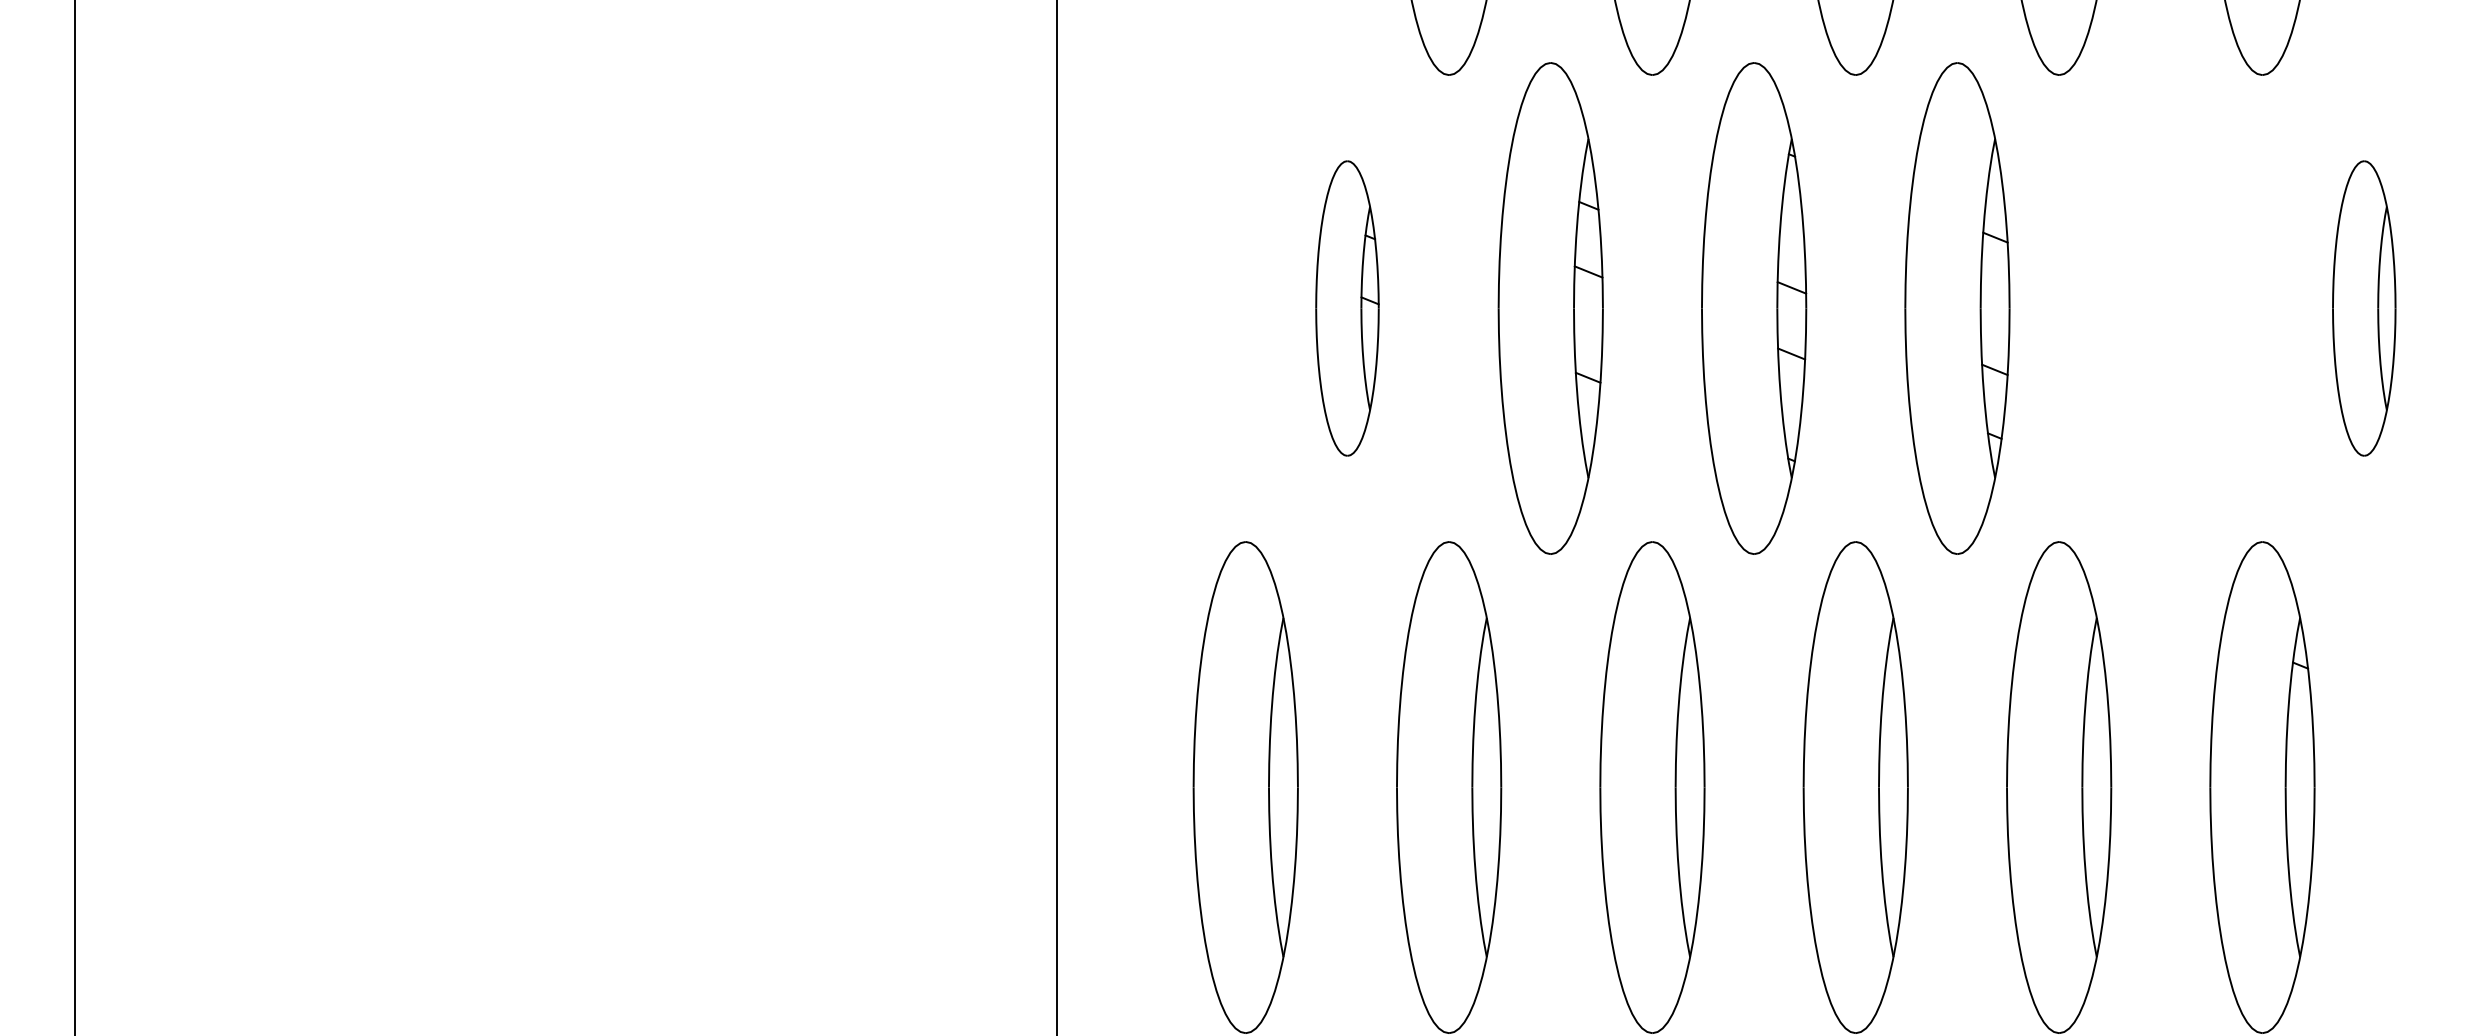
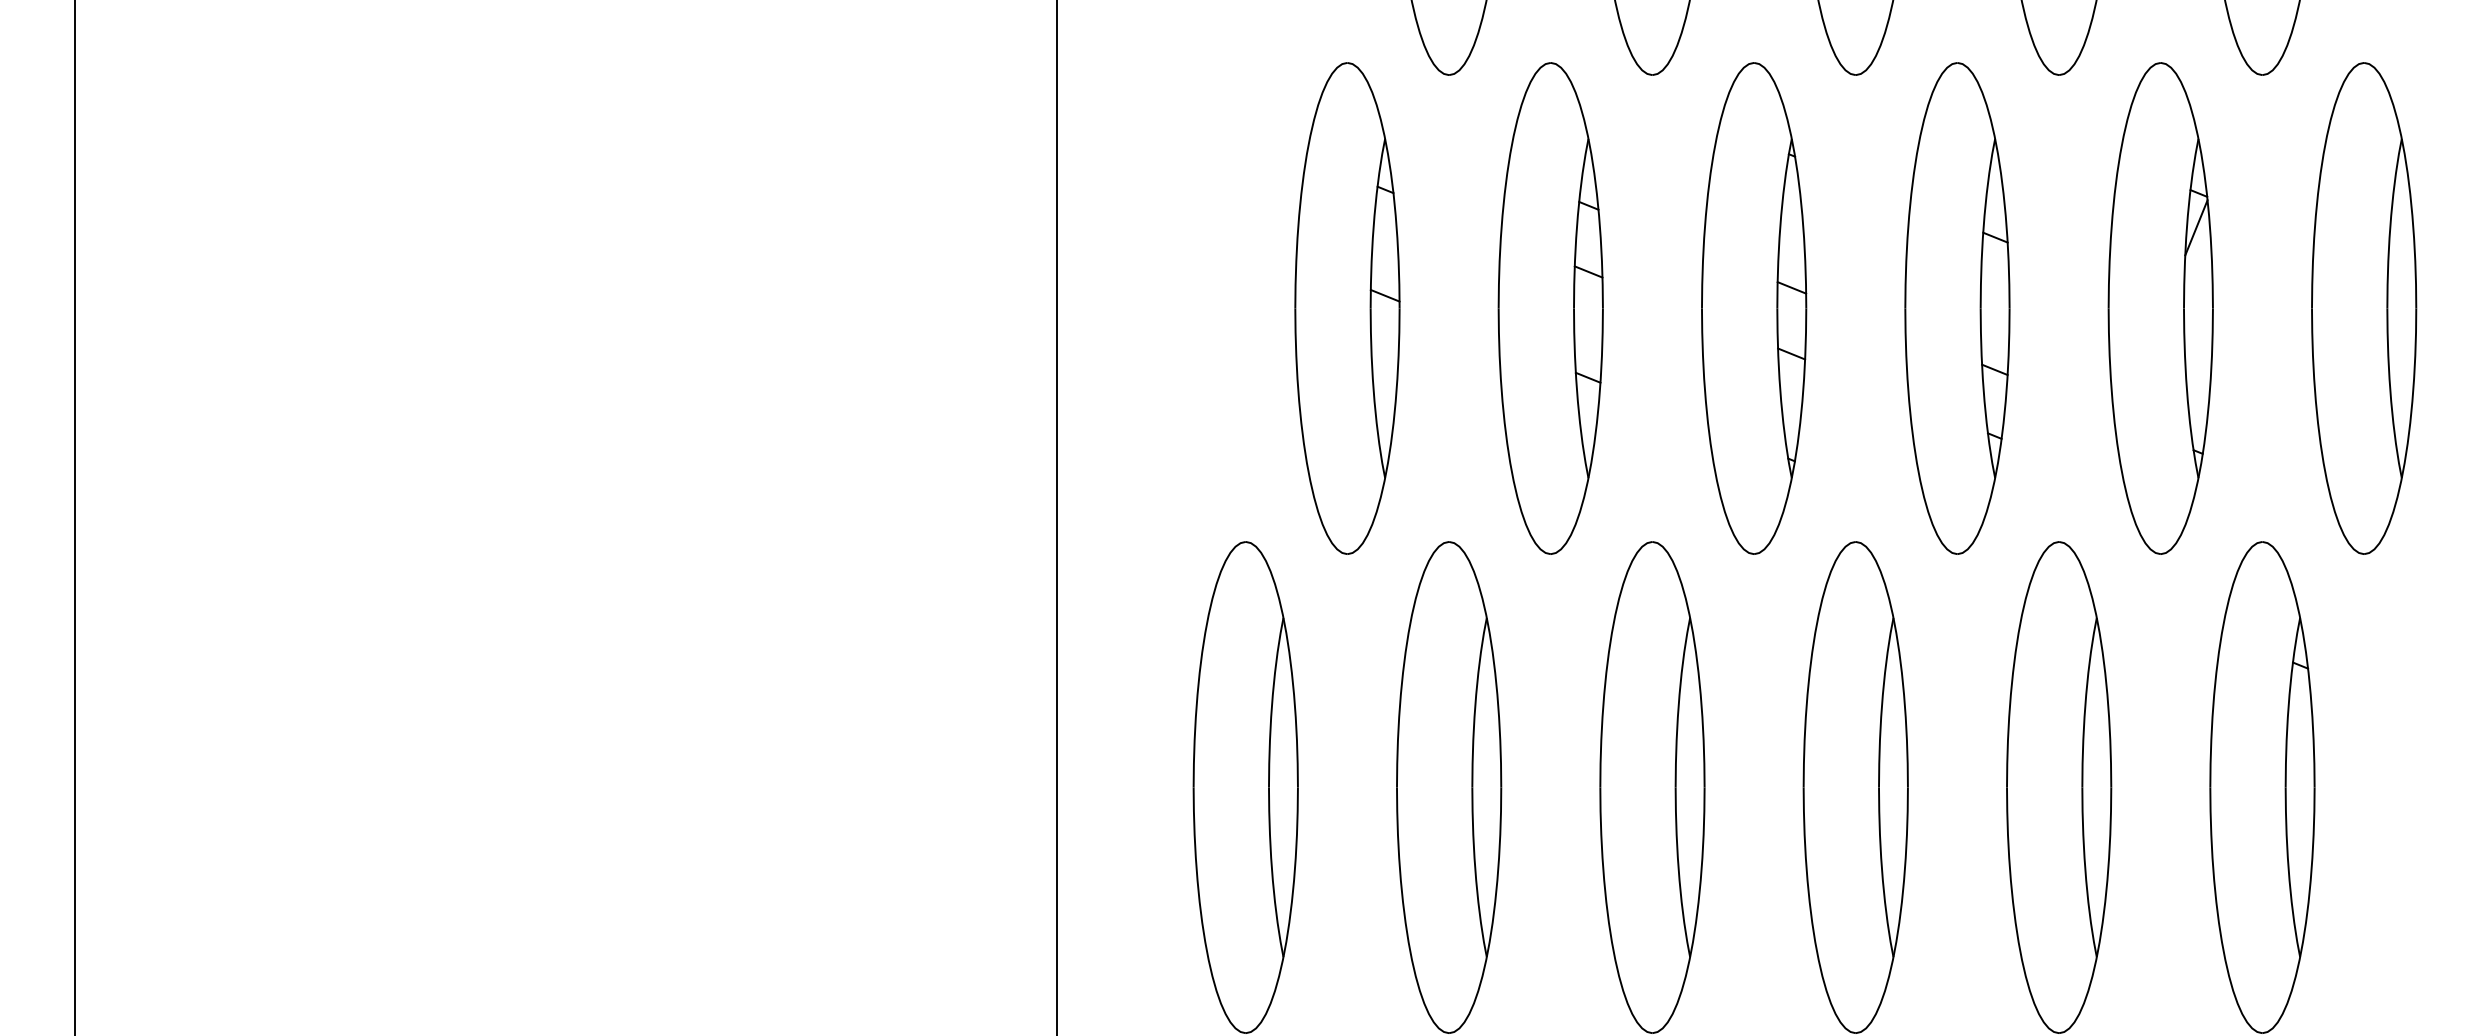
part size: 65x297 px -> 107x493 px (1347, 308)
part: none -> present (2160, 308)
part size: 65x297 px -> 107x493 px (2364, 308)
